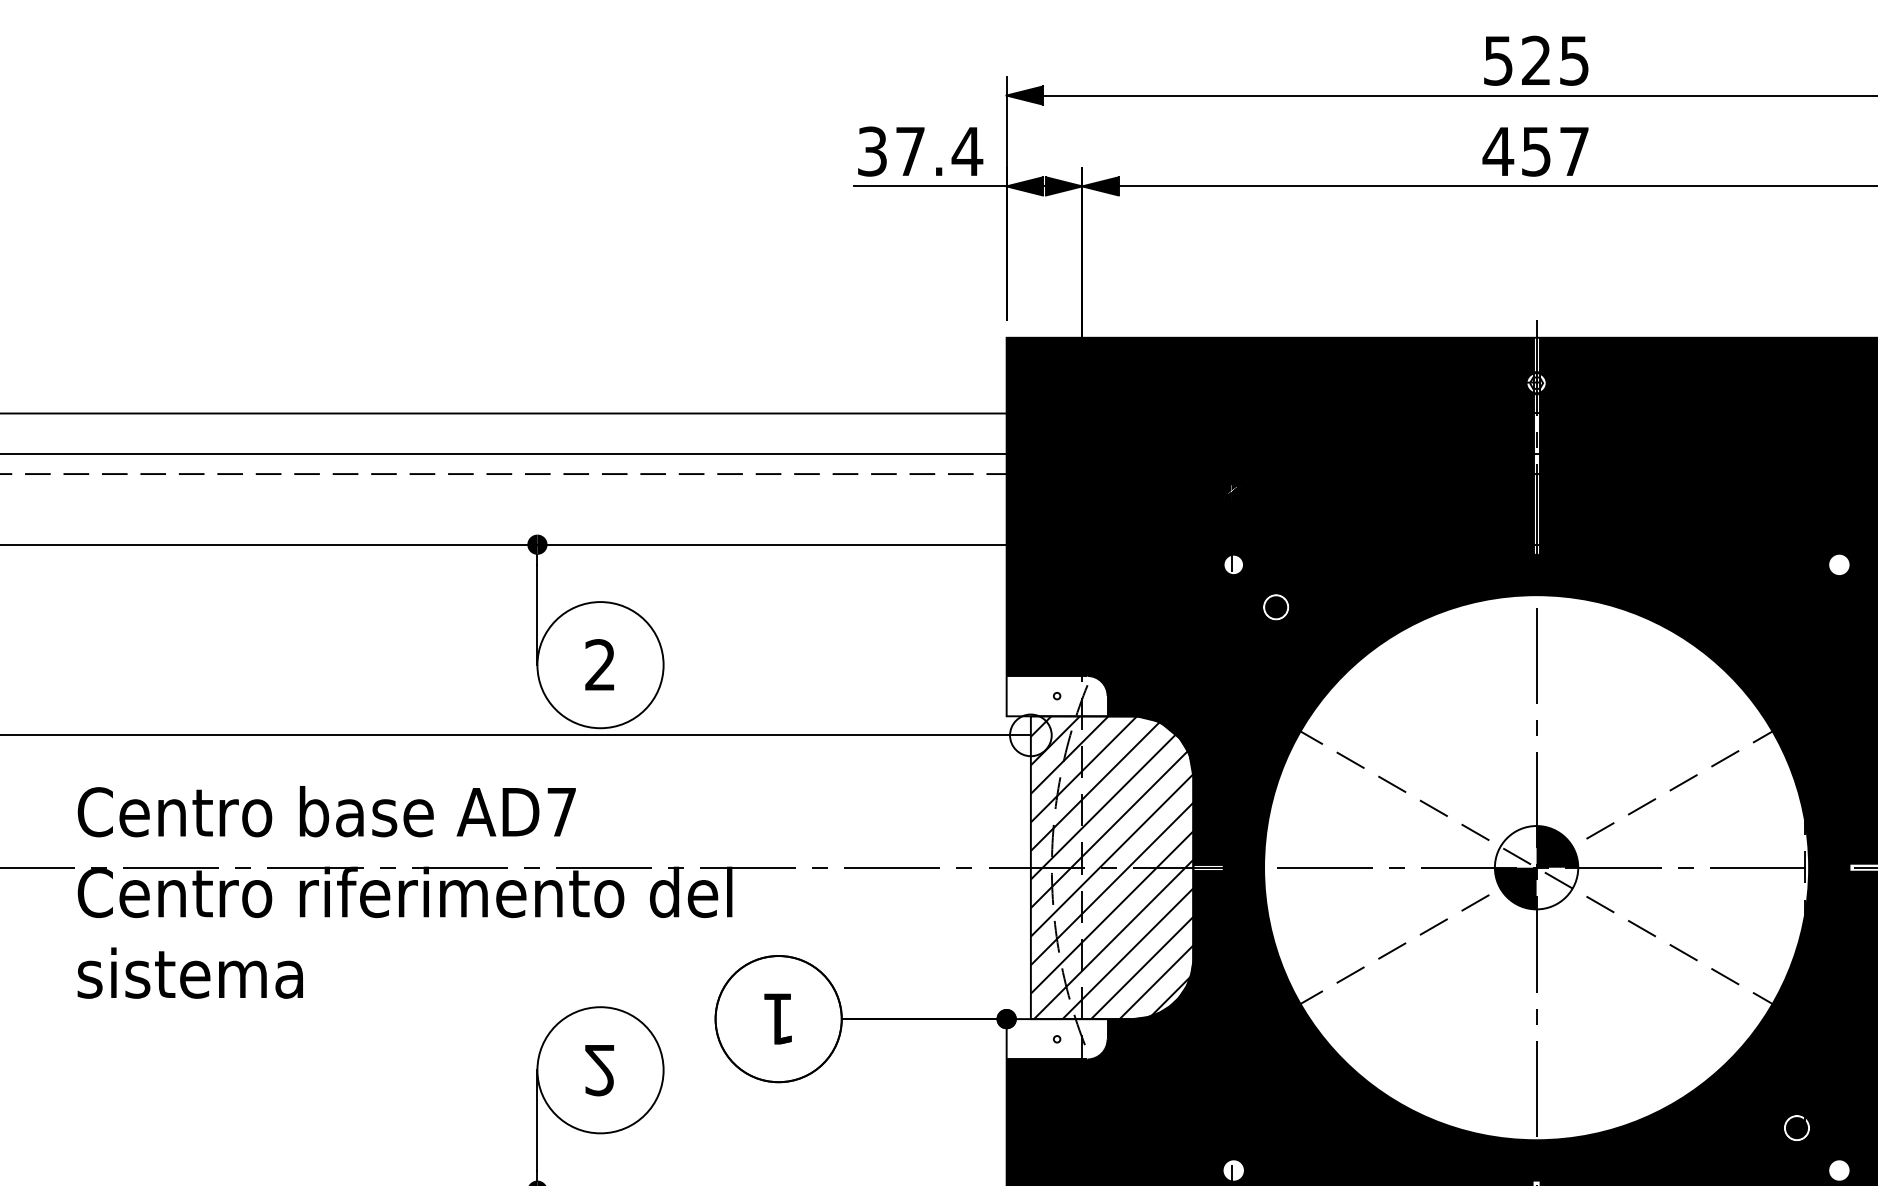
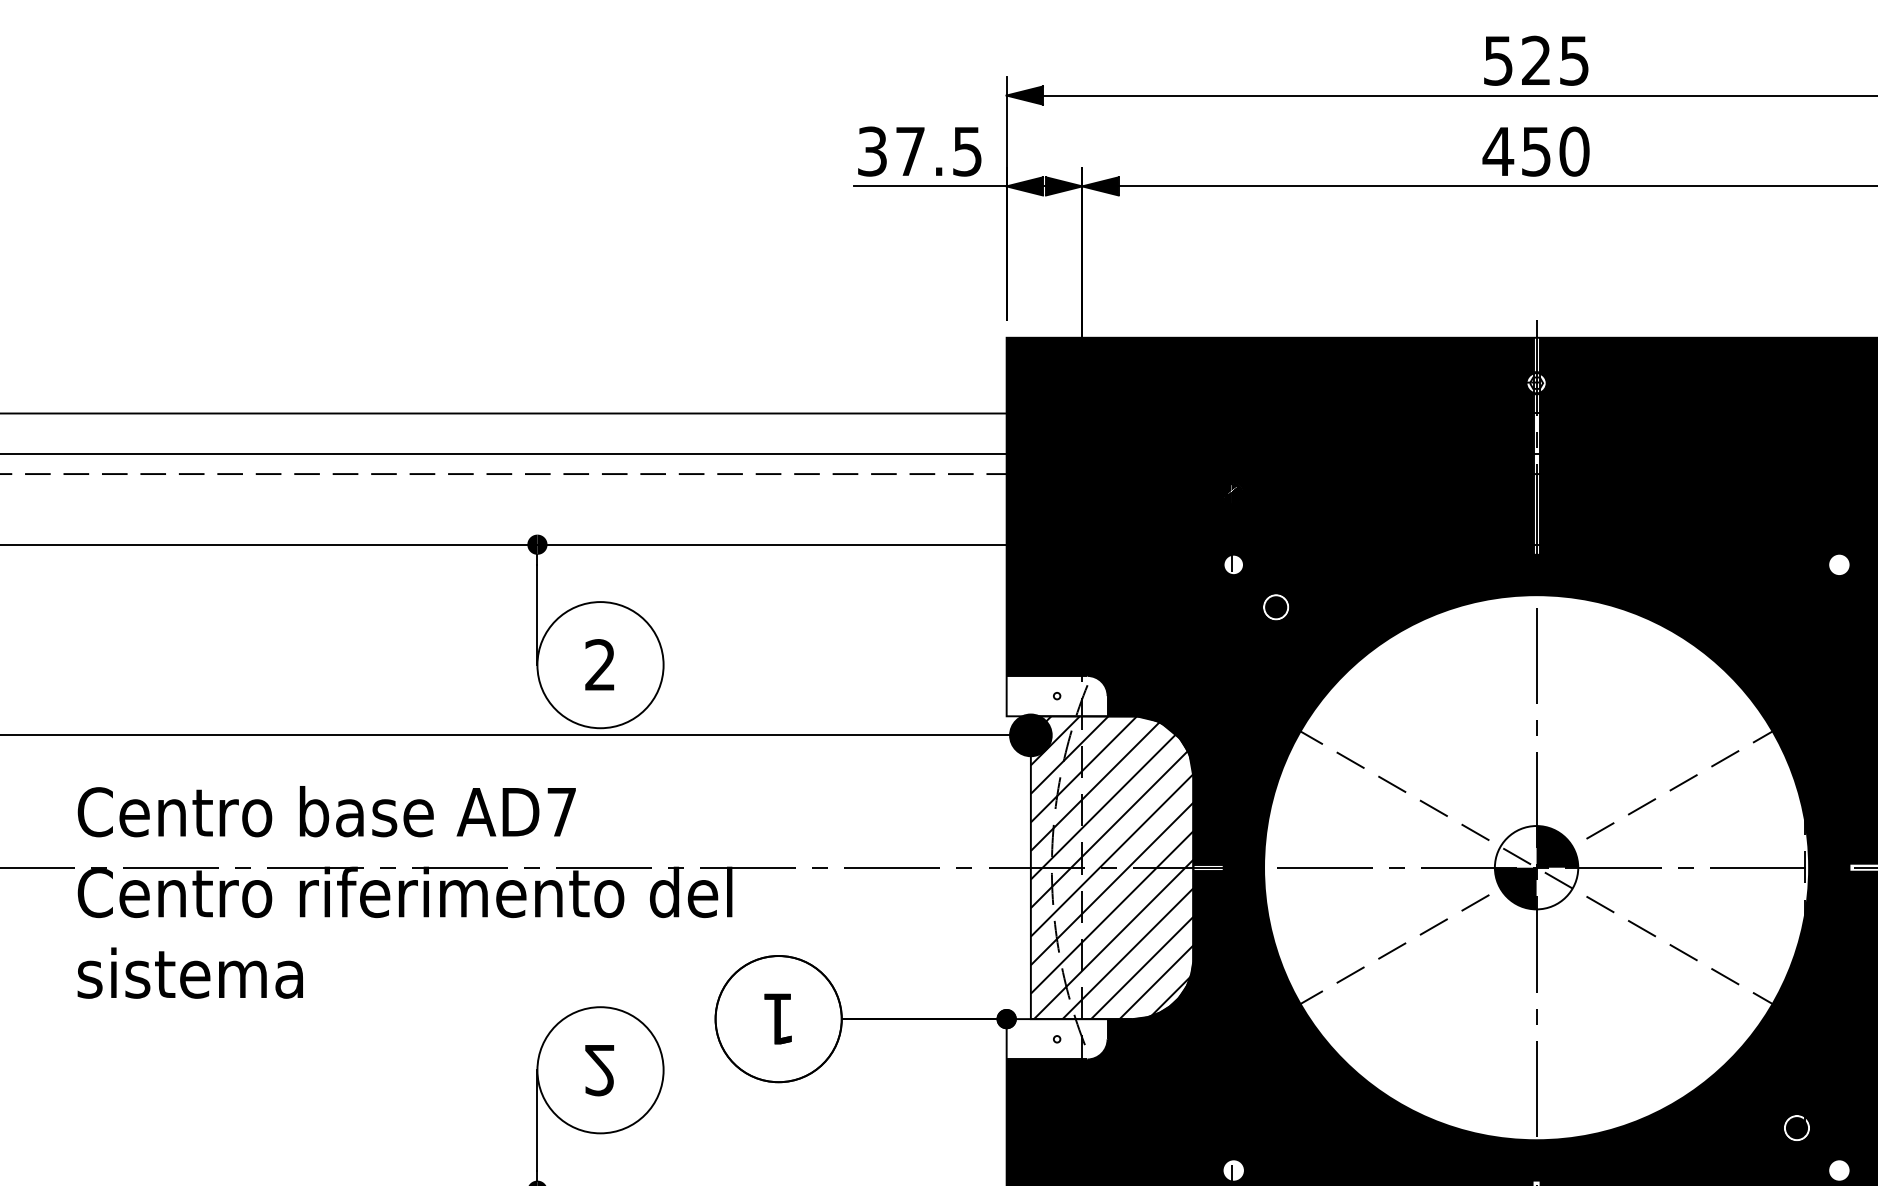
text: 37.4 -> 37.5 (967, 151)
text: 457 -> 450 (1574, 151)
fill: none -> present (1030, 735)
